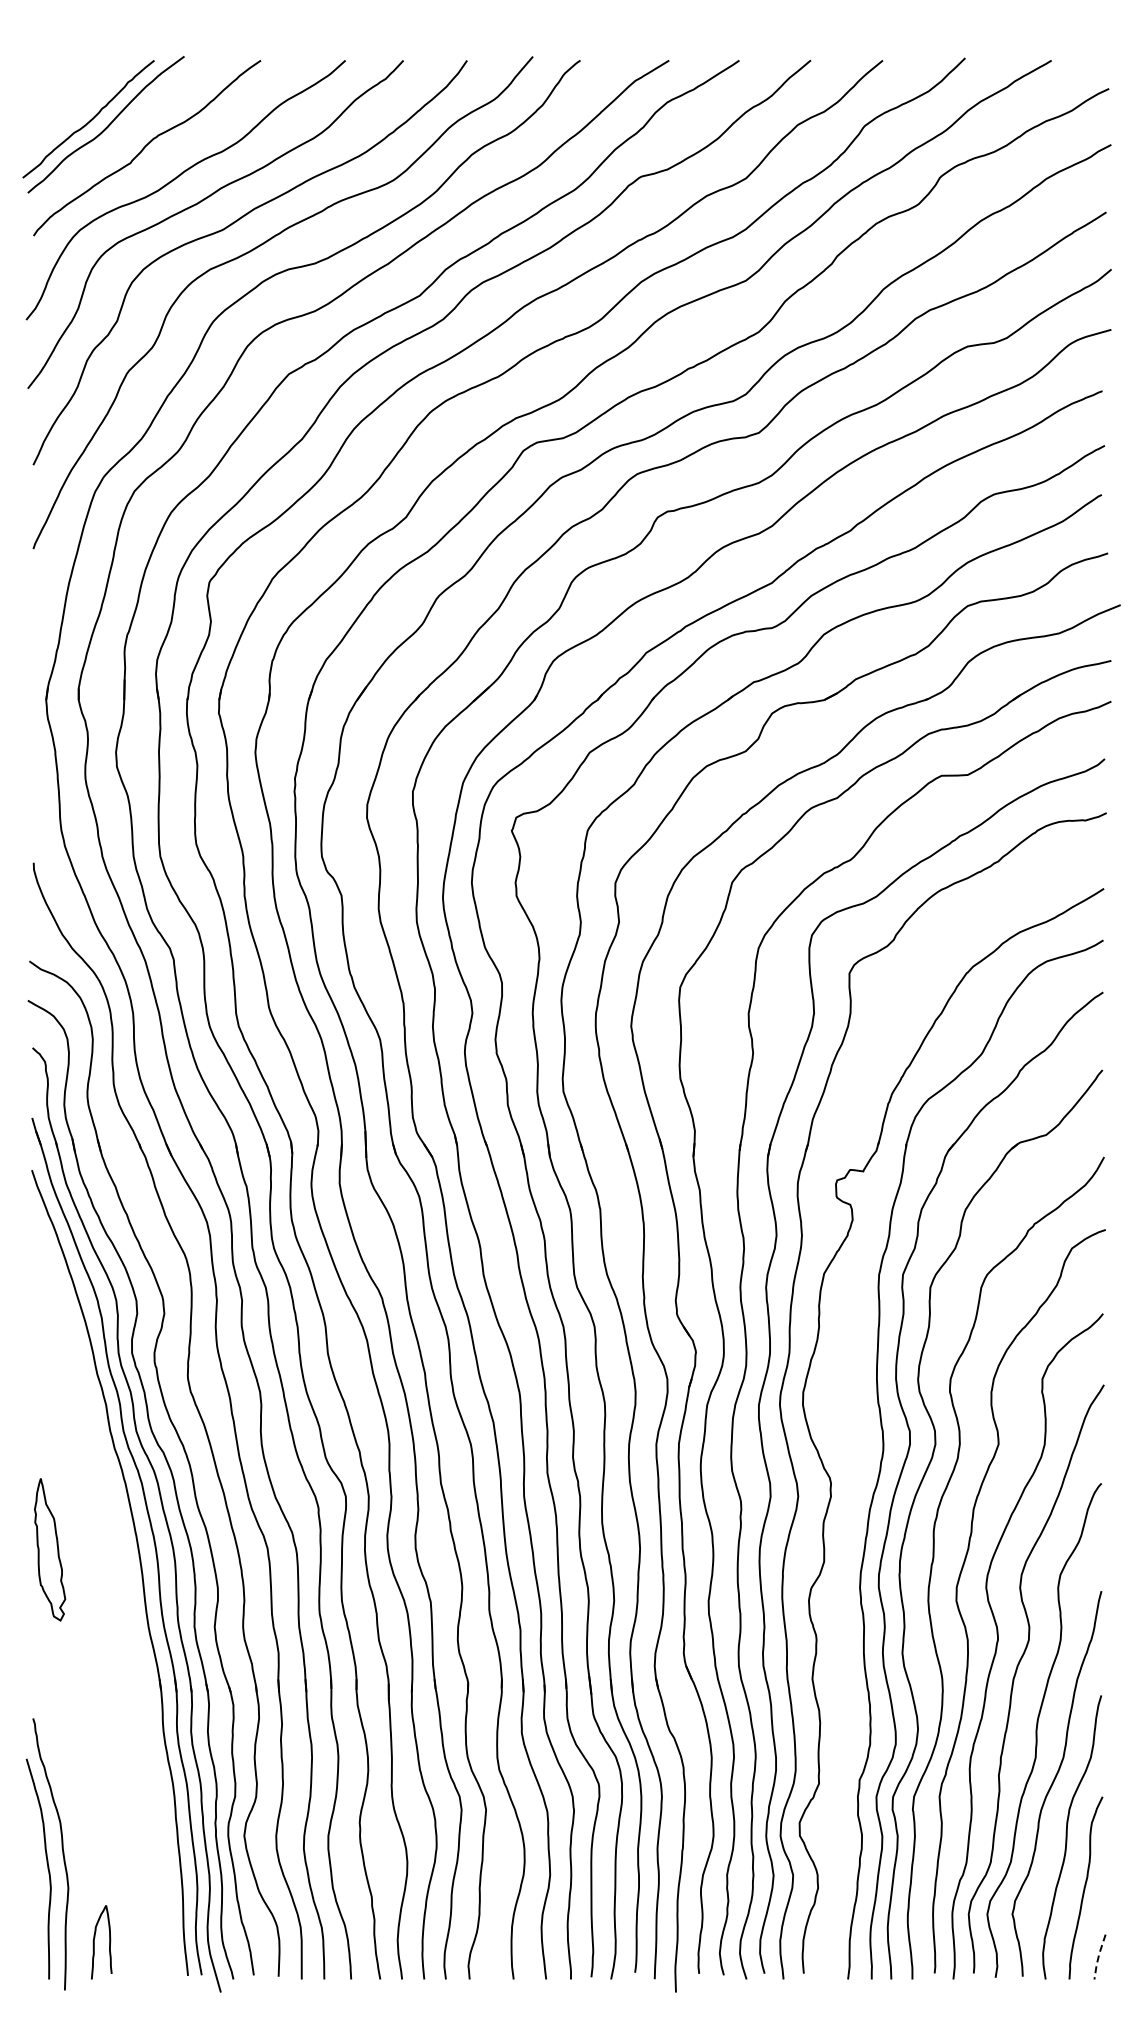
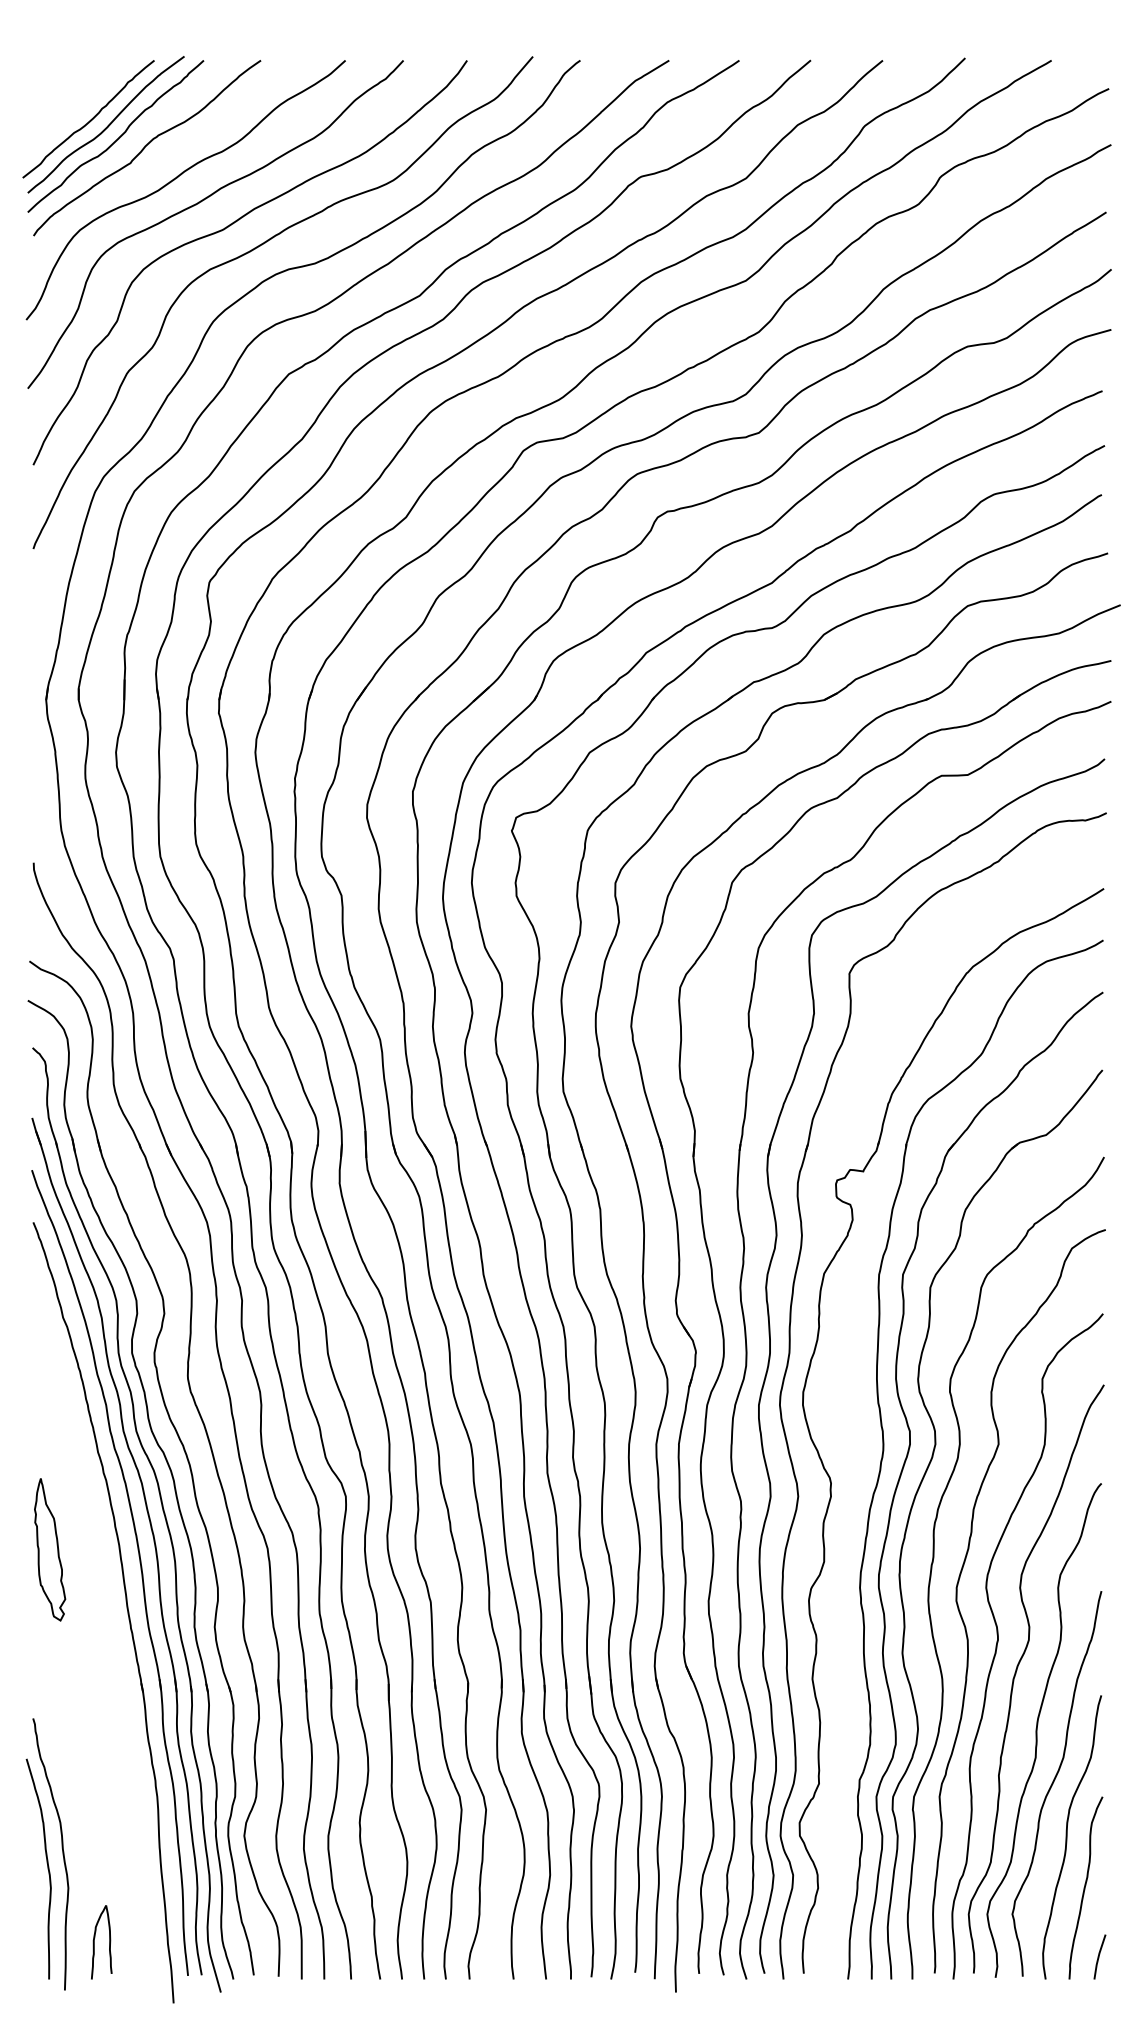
curve: none -> present (117, 138)
part: none -> present (126, 1608)
line: dashed -> solid (1098, 1957)
